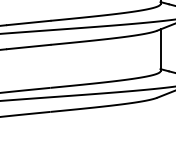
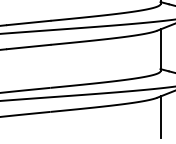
line: none -> present (160, 117)
